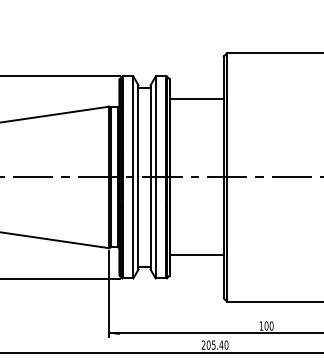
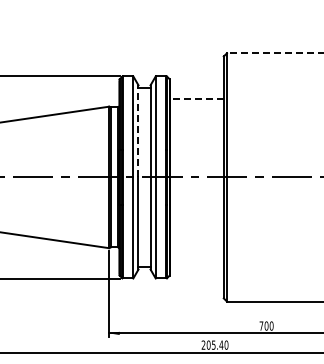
line: solid -> dashed (274, 53)
line: solid -> dashed (196, 99)
line: solid -> dashed (138, 130)
line: present -> none (196, 255)
text: 100 -> 700 (261, 325)
